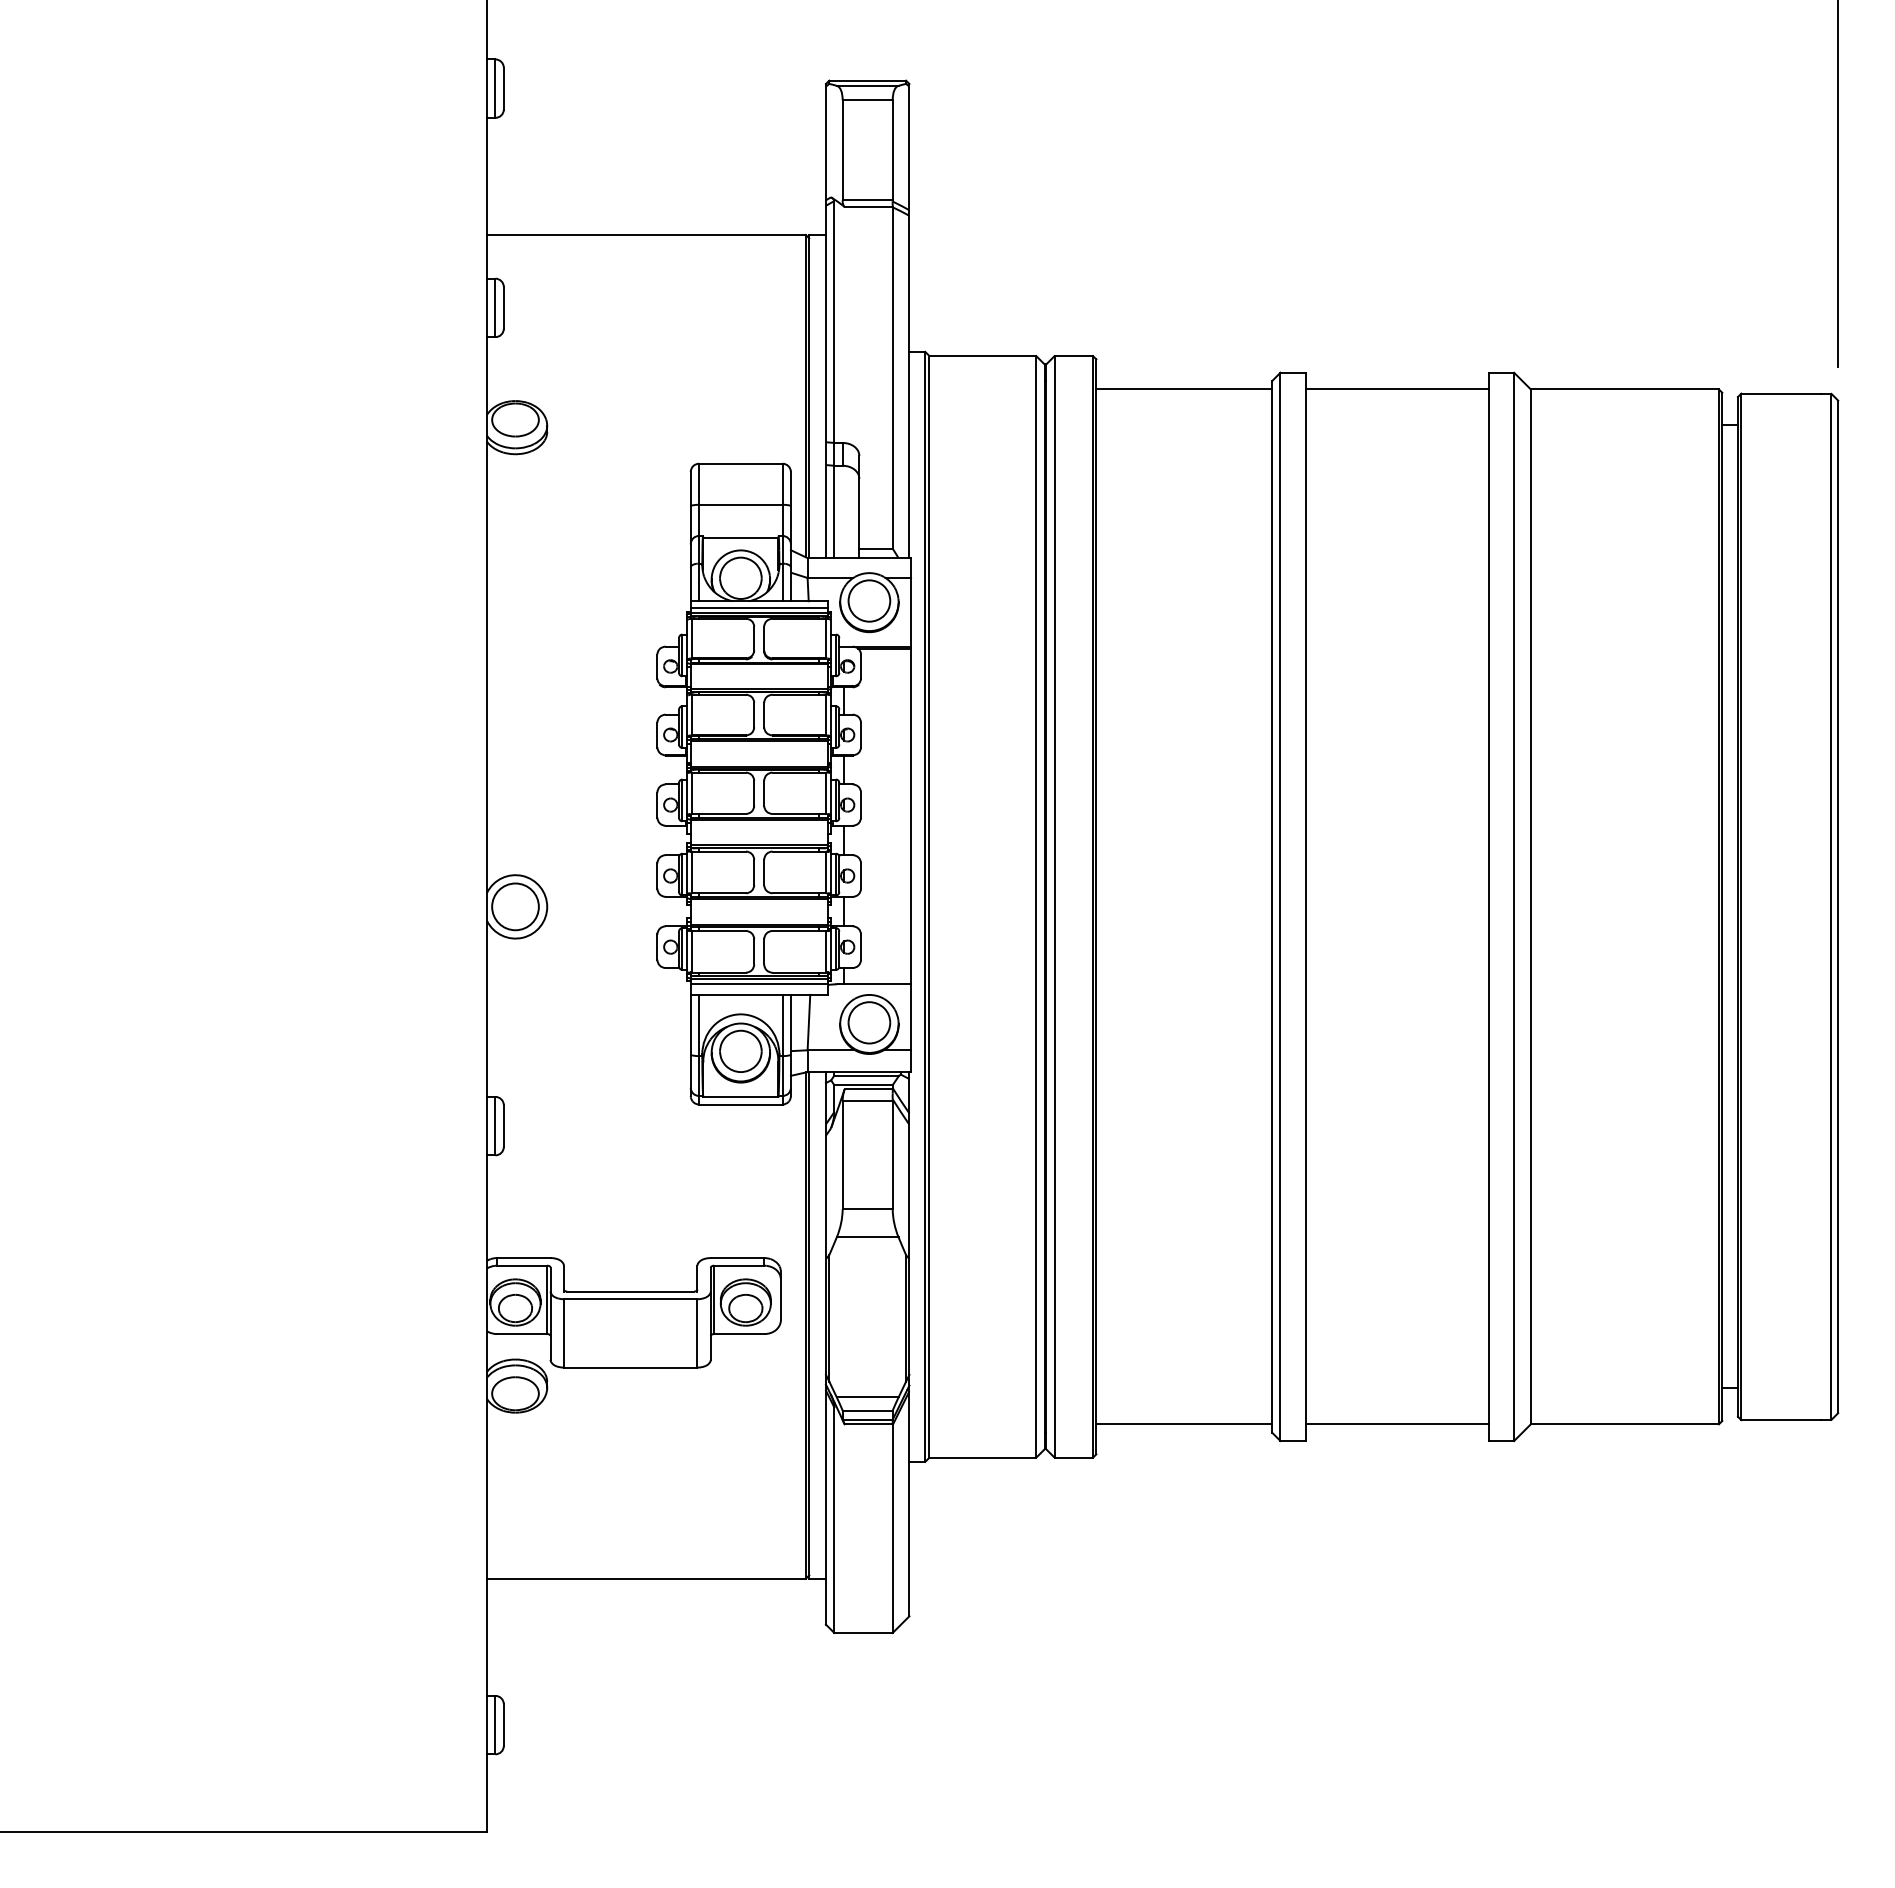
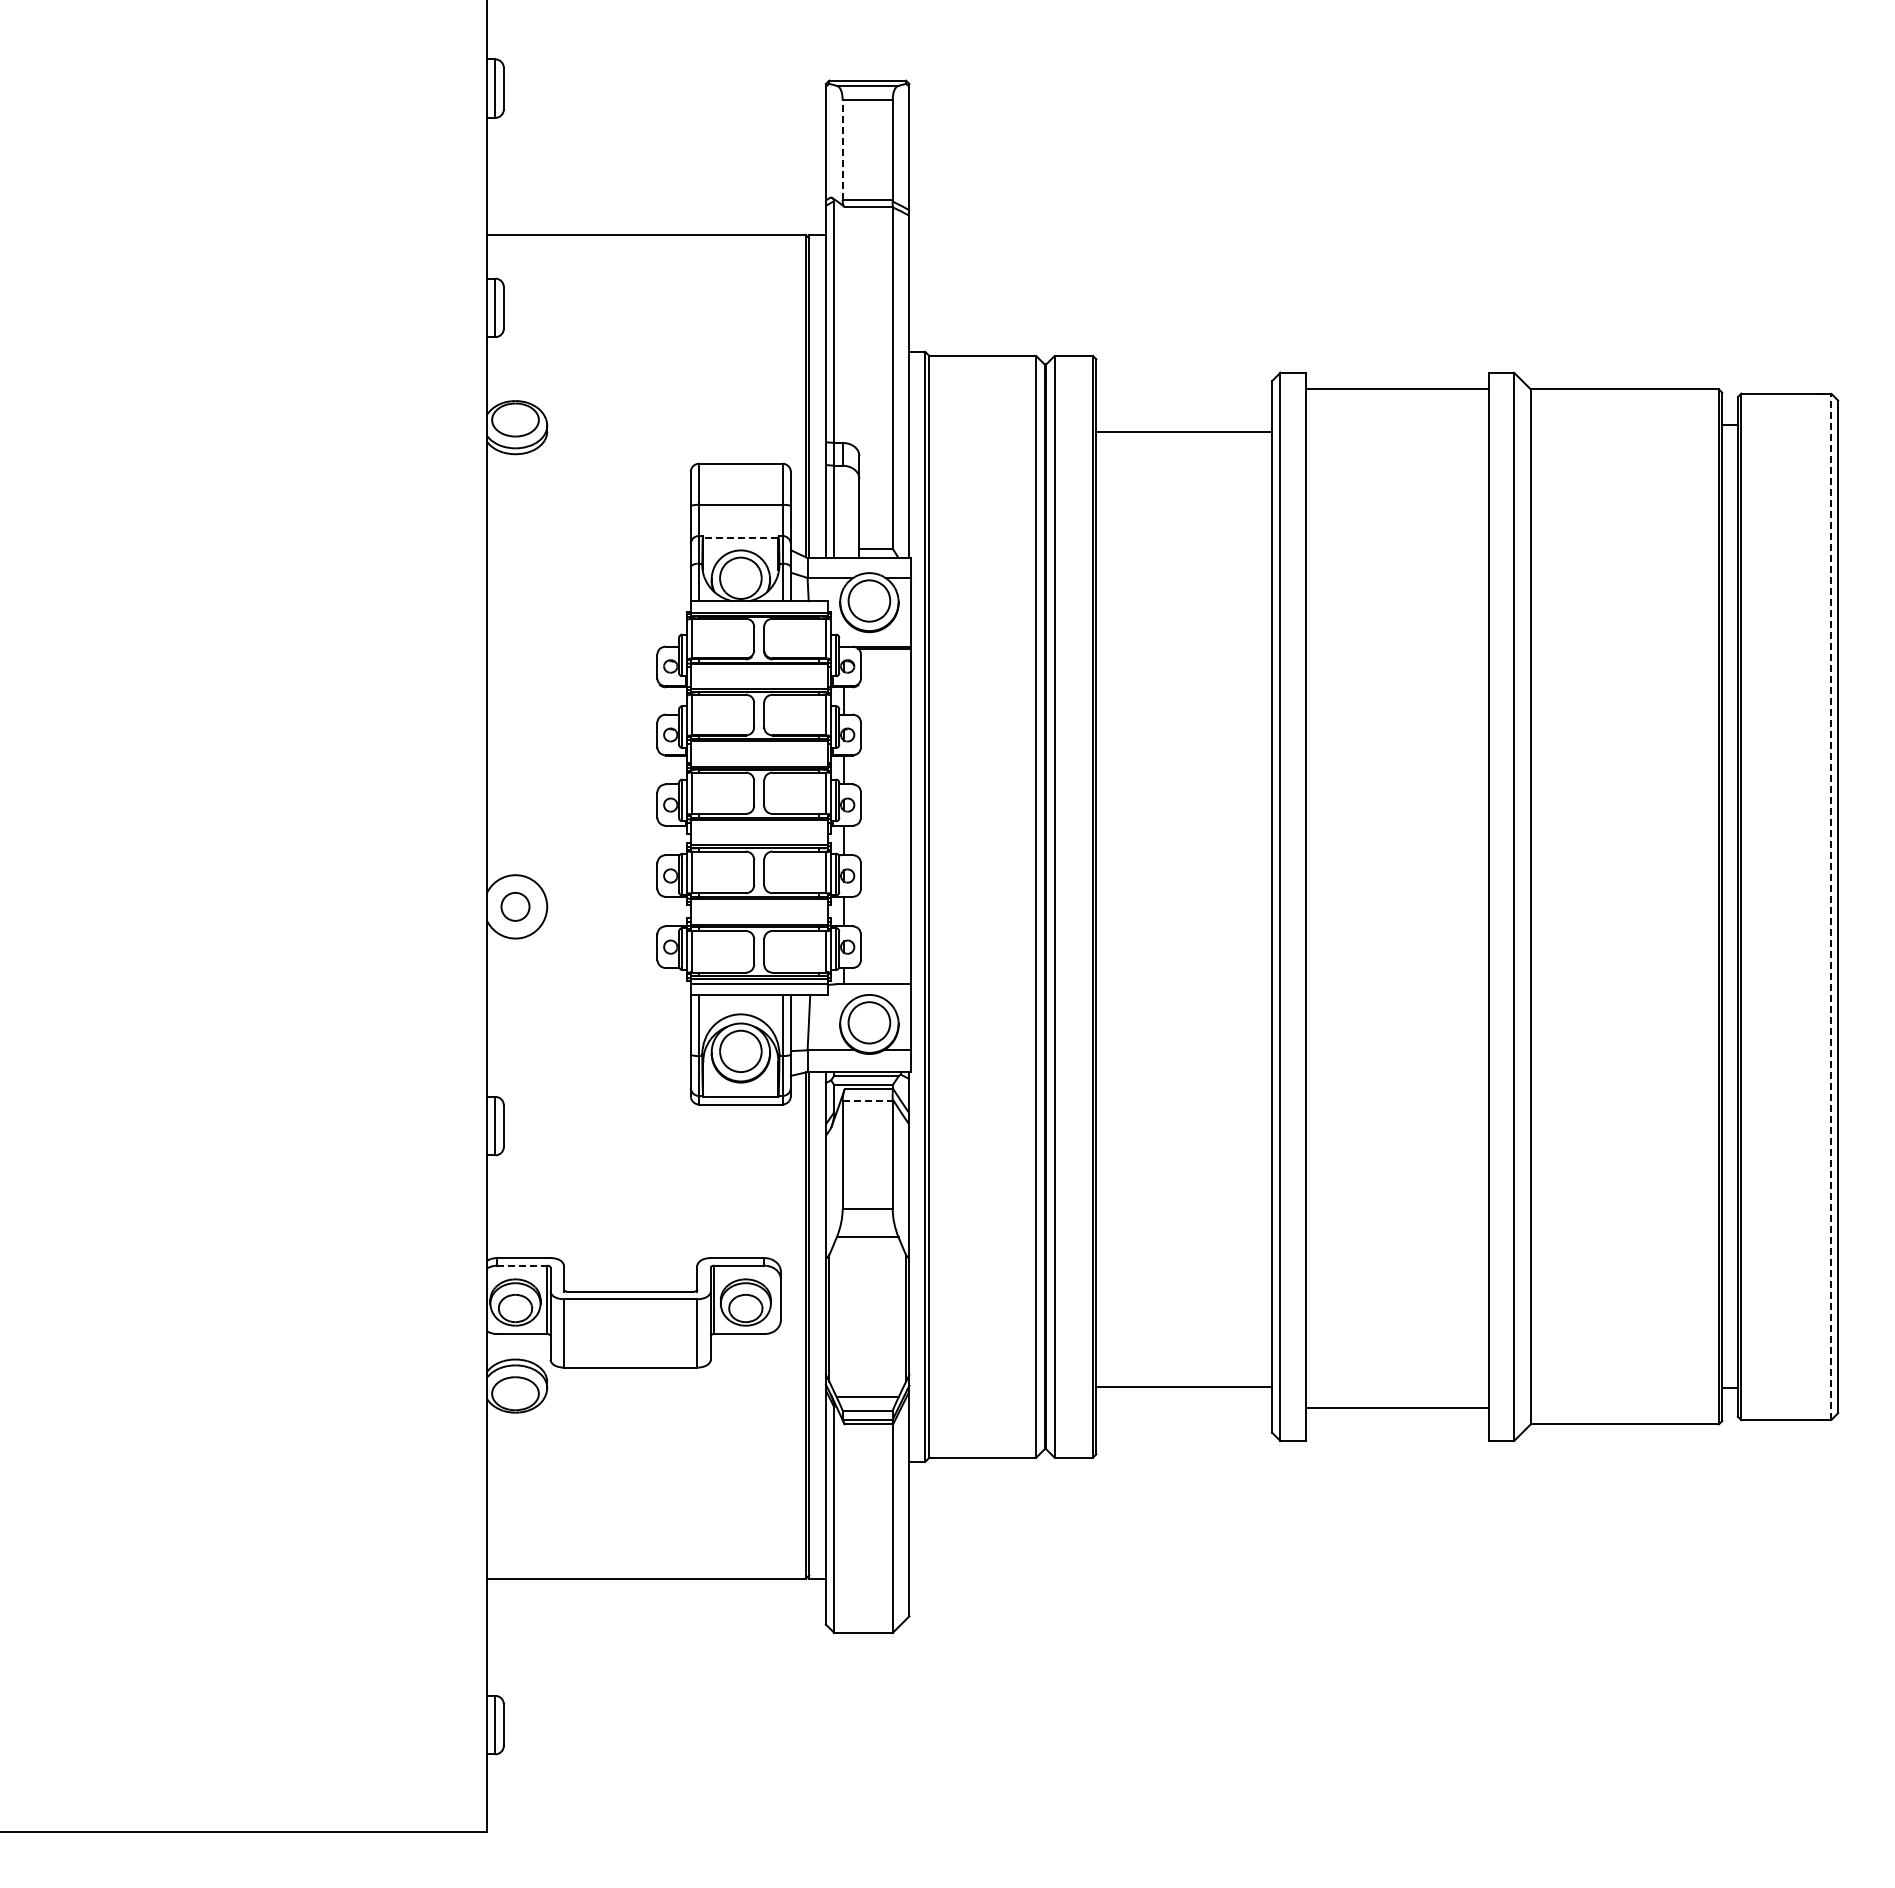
line: solid -> dashed (842, 149)
line: present -> none (1838, 184)
line position: (1184, 389) -> (1184, 432) (1184, 432)
line: solid -> dashed (740, 537)
line: present -> none (758, 608)
circle diameter: 47 px -> 28 px (515, 906)
line: solid -> dashed (1831, 906)
line: solid -> dashed (868, 1100)
line: solid -> dashed (522, 1265)
line position: (1184, 1424) -> (1184, 1387) (1184, 1387)
line position: (1397, 1424) -> (1397, 1408) (1397, 1408)
